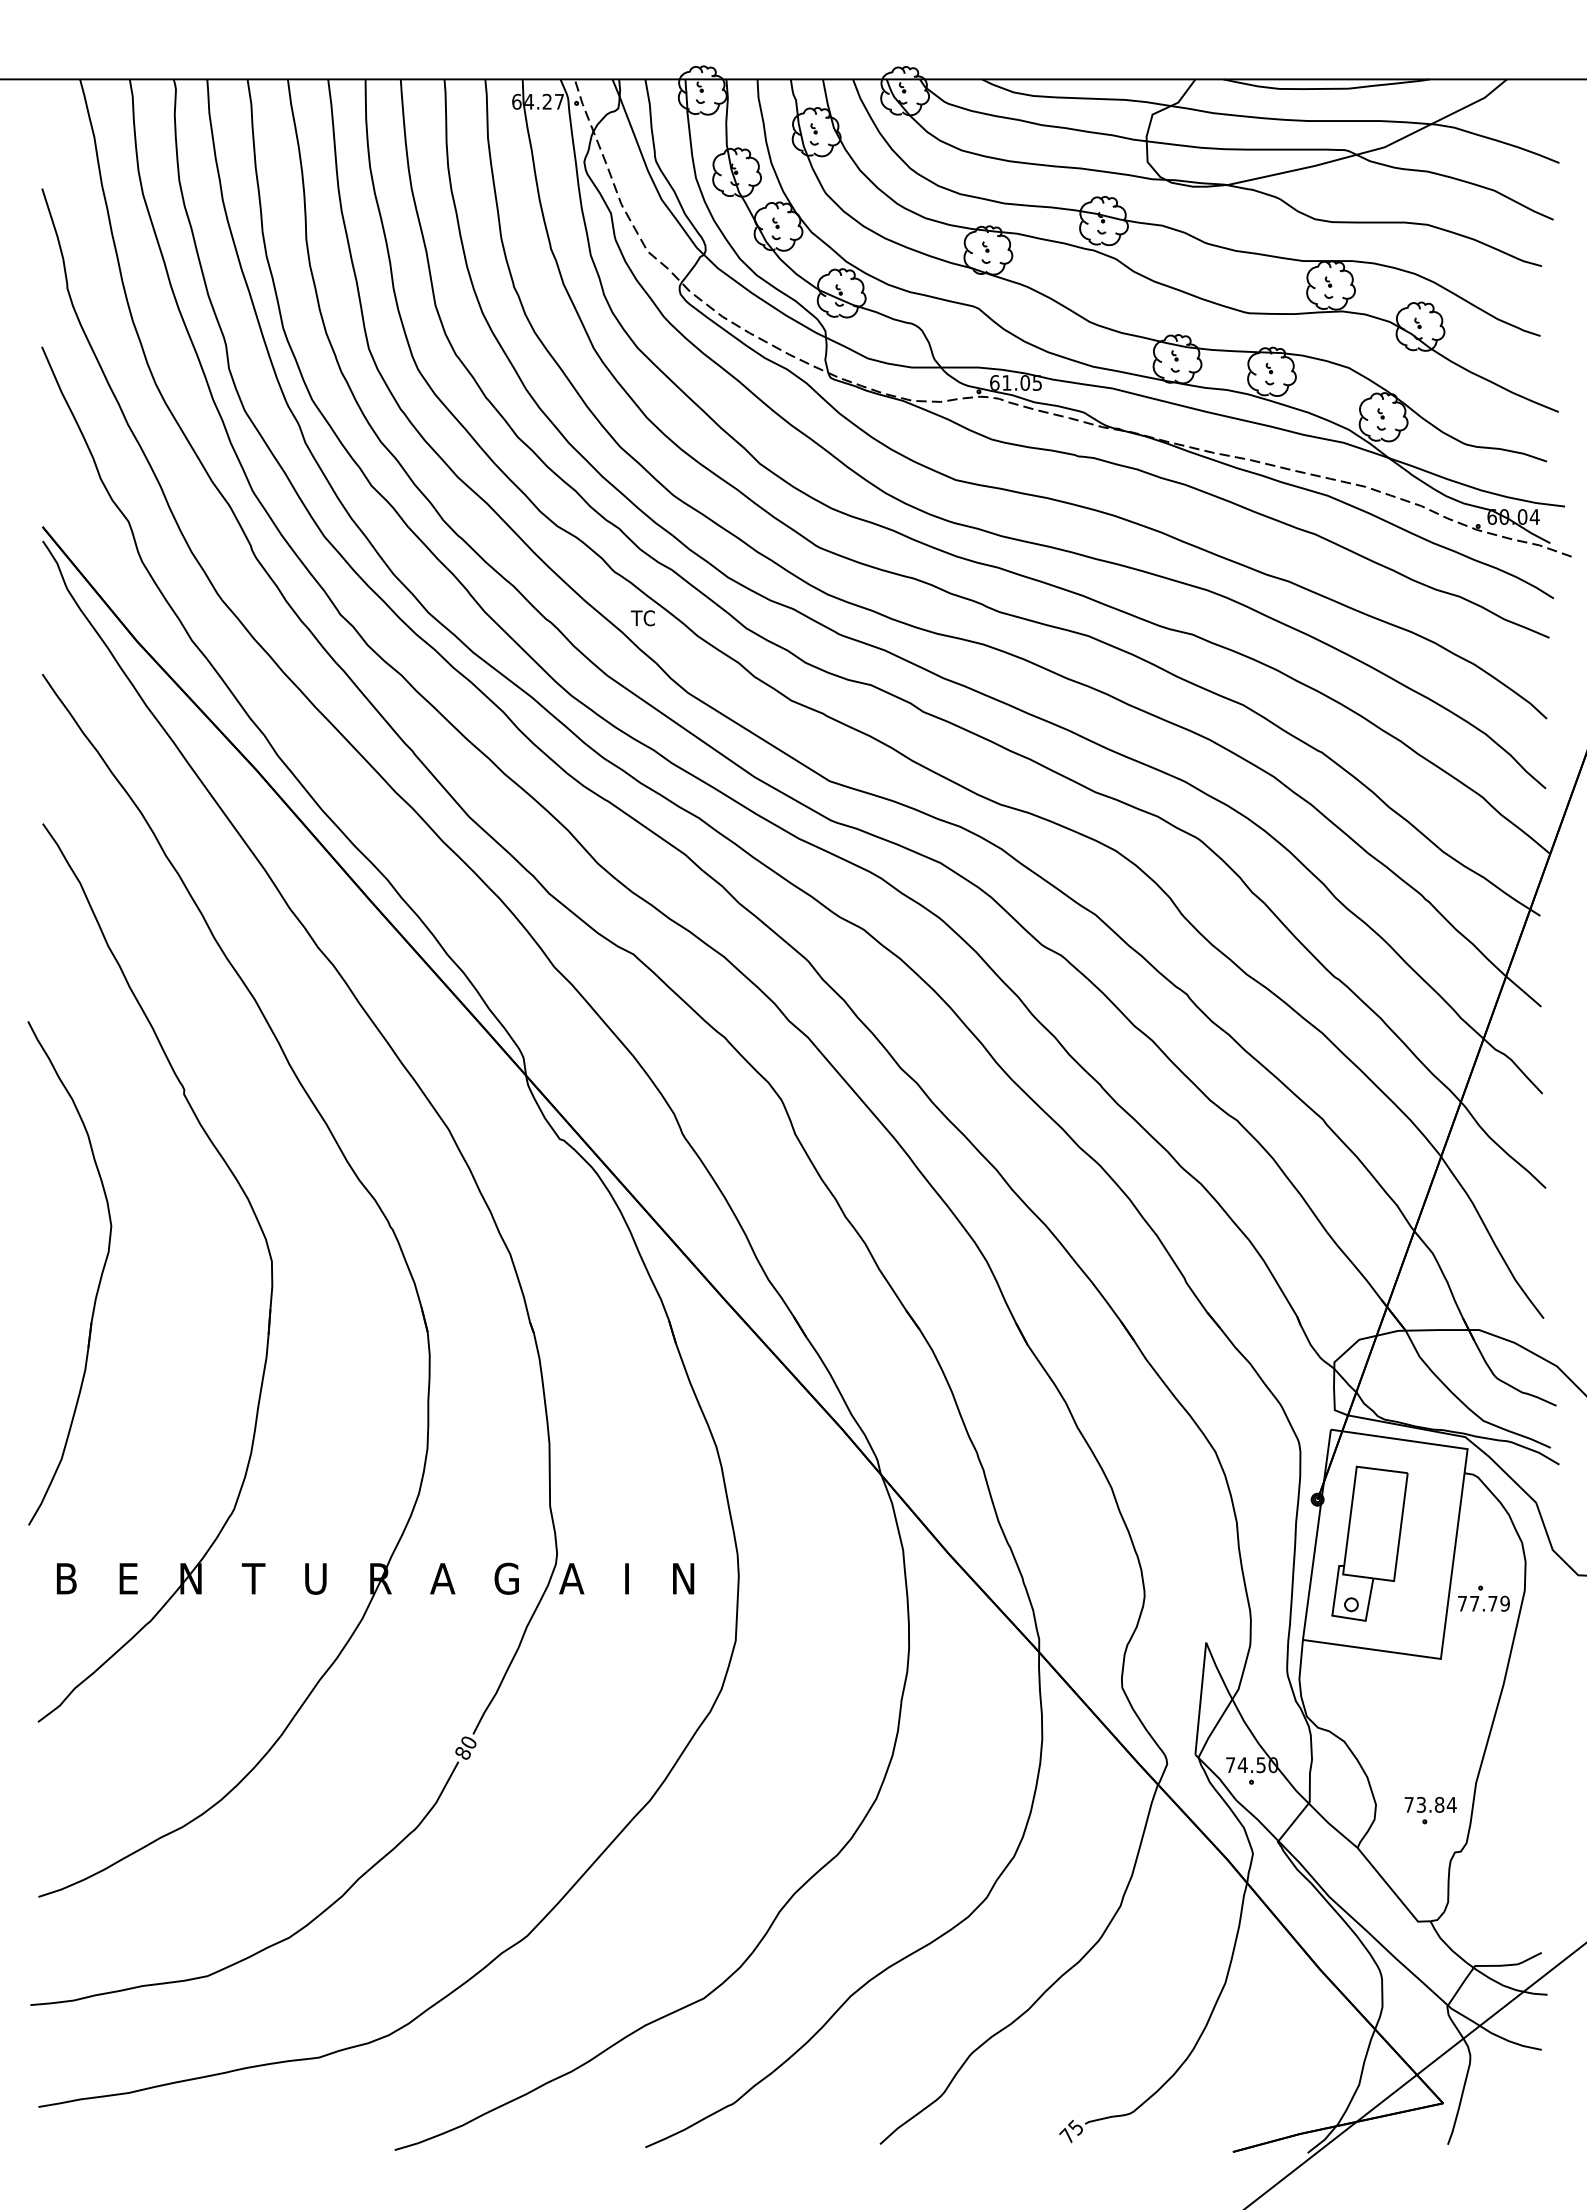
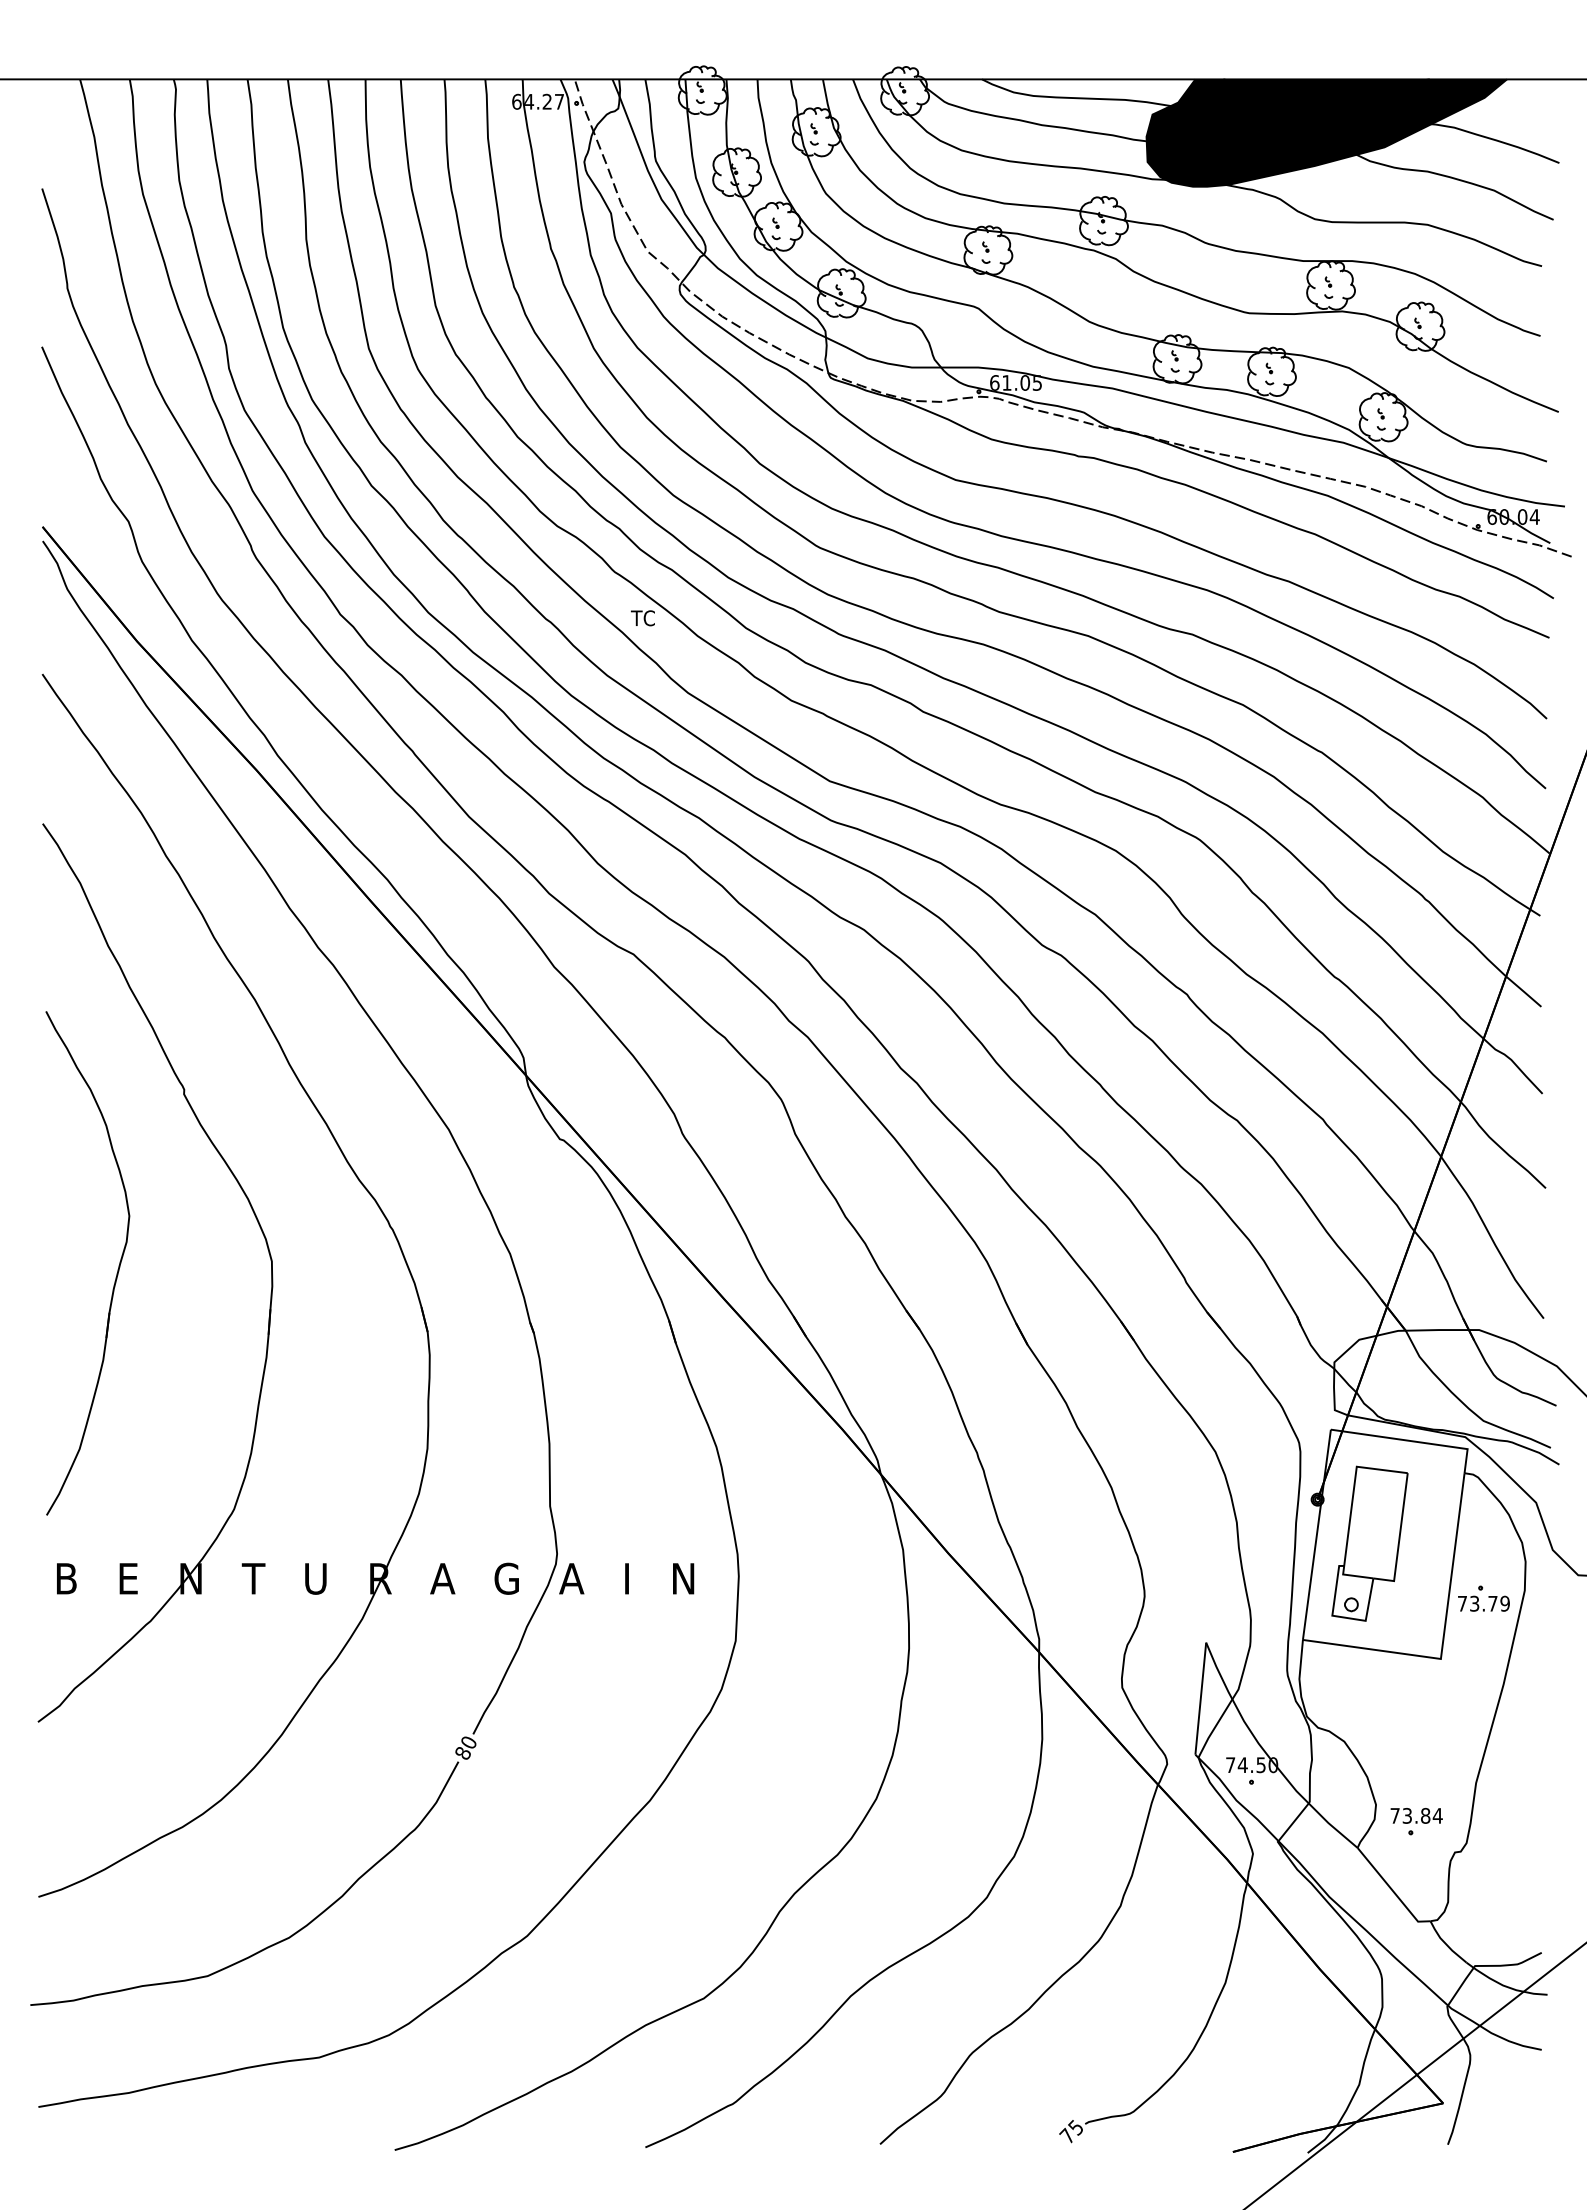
fill: none -> present (1326, 132)
part position: (99, 1279) -> (117, 1269) (117, 1269)
text: 77.79 -> 73.79 (1474, 1603)
part position: (1430, 1810) -> (1416, 1821) (1416, 1821)
